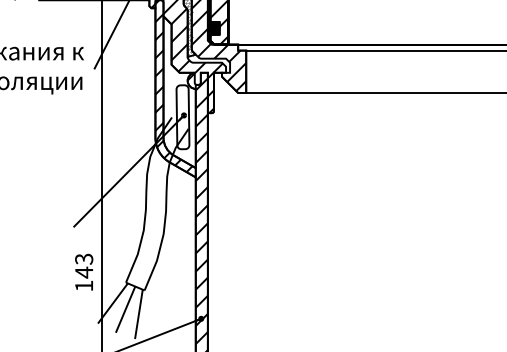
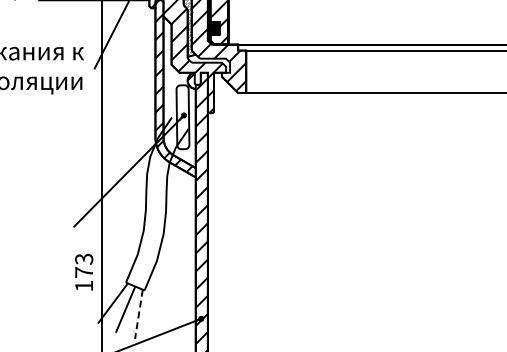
text: 143 -> 173 (83, 272)
line: solid -> dashed (138, 314)
